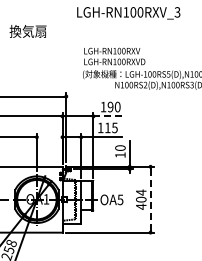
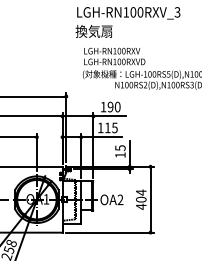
text position: (27, 31) -> (93, 31) (93, 31)
line: dashed -> solid (110, 116)
text: 10 -> 15 (120, 148)
text: OA5 -> OA2 (120, 199)
line: dashed -> solid (150, 199)
